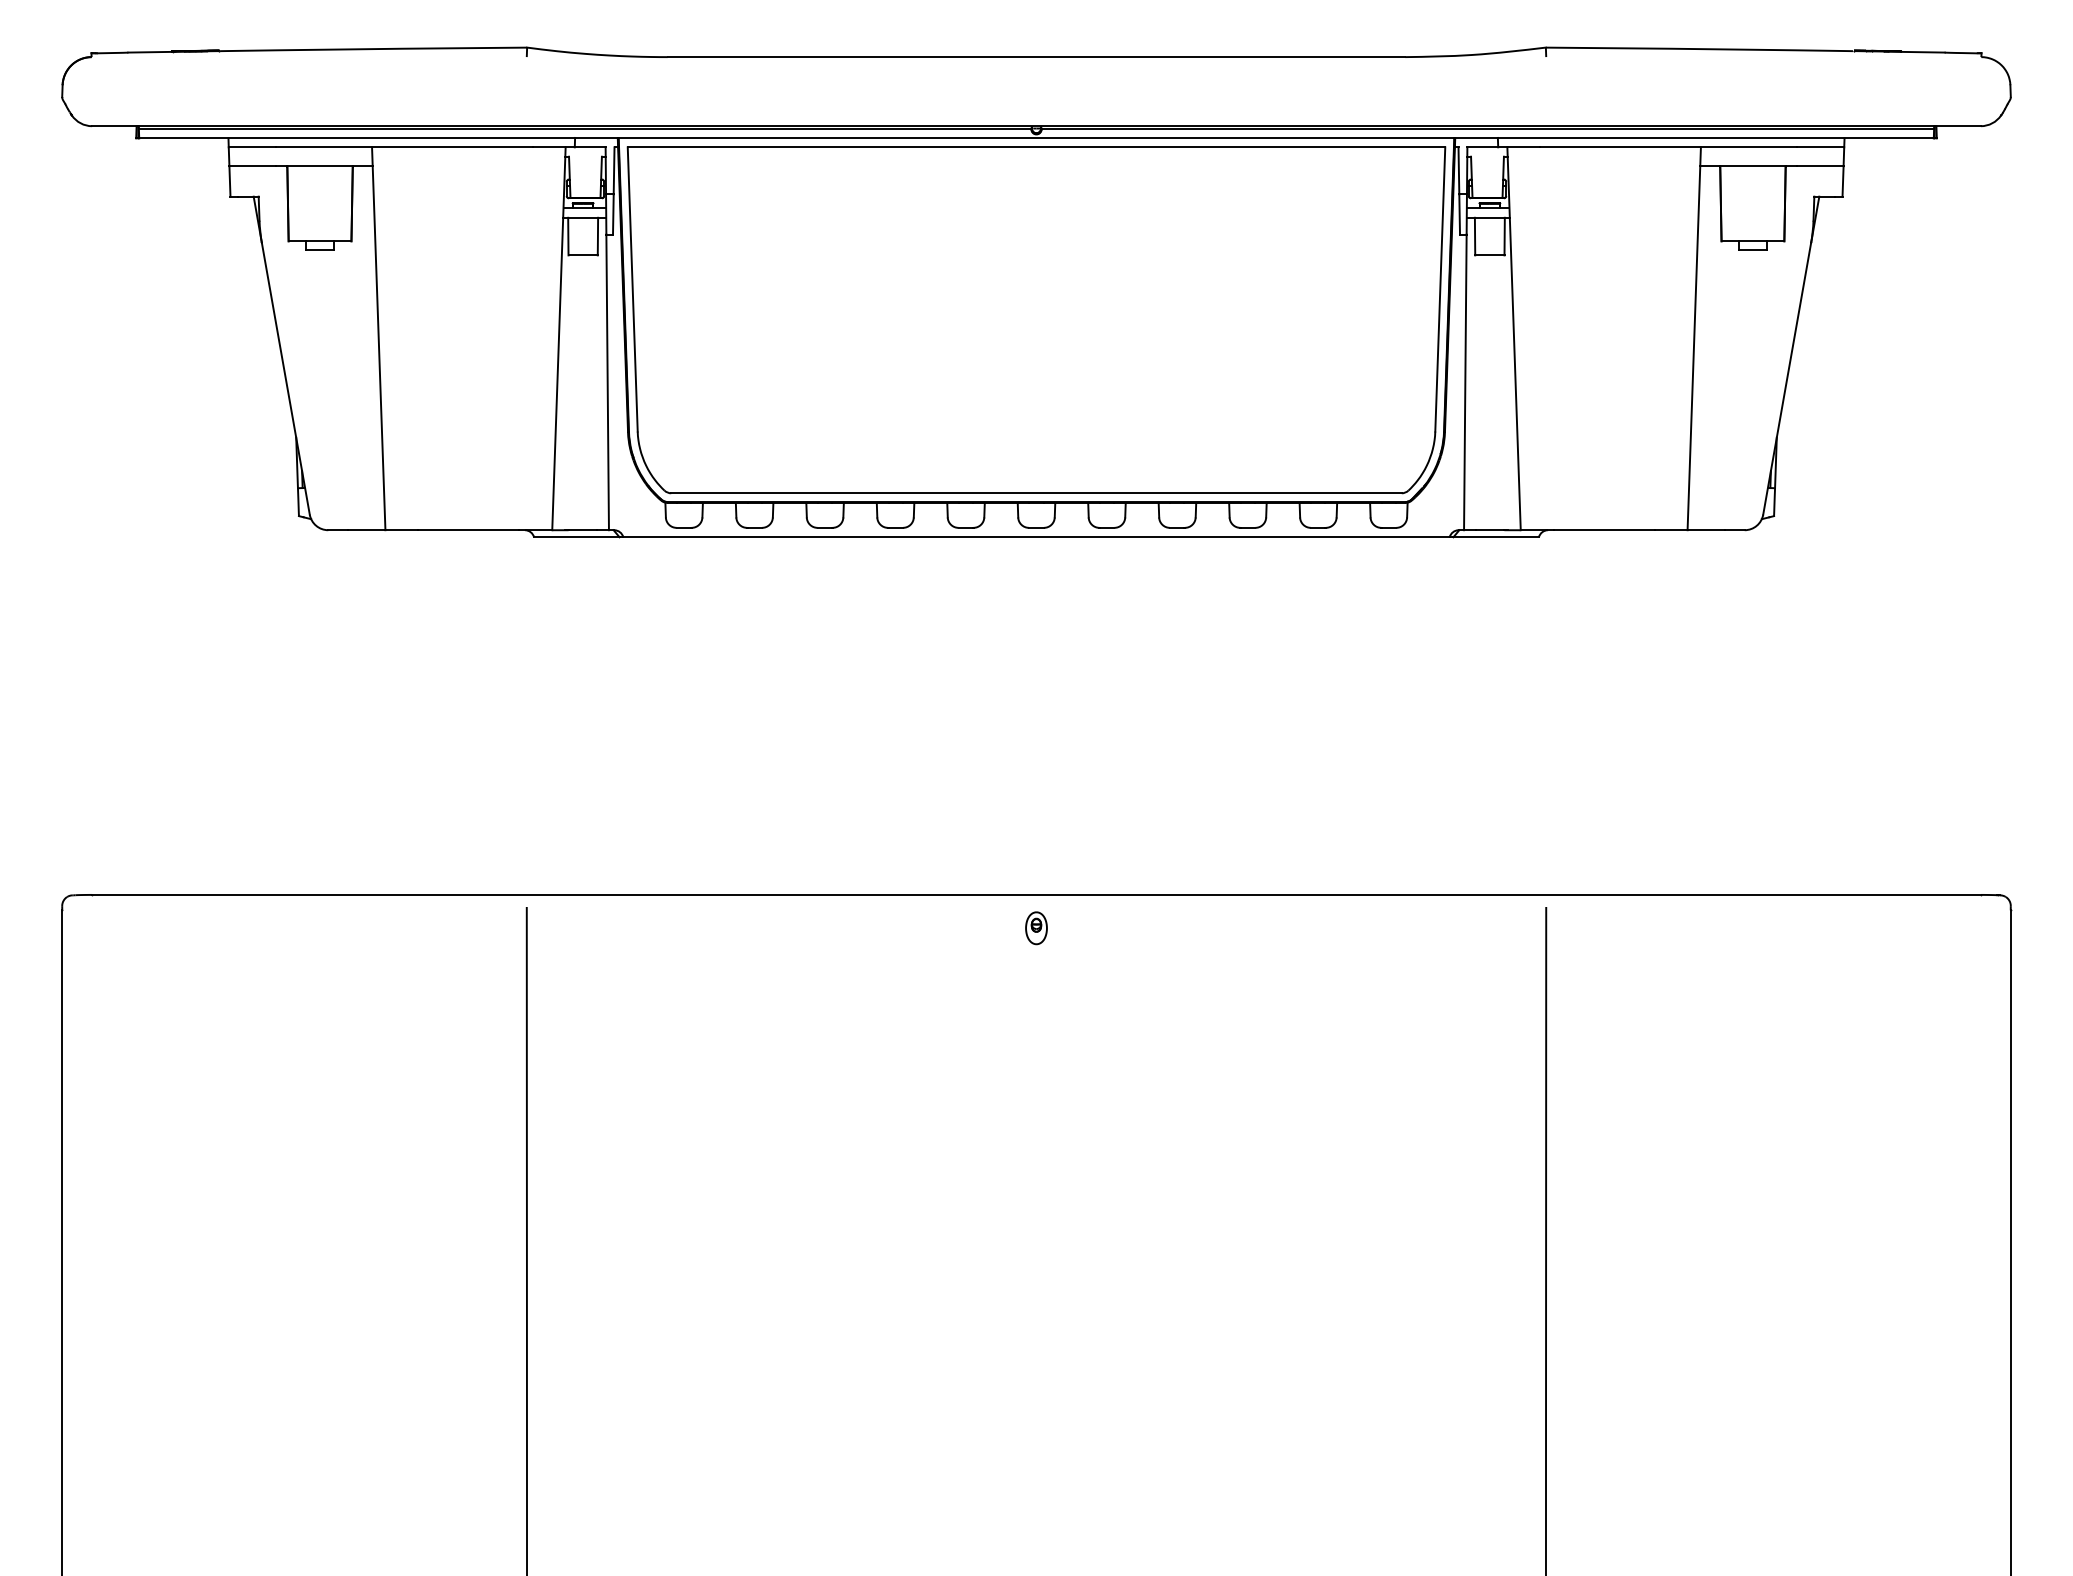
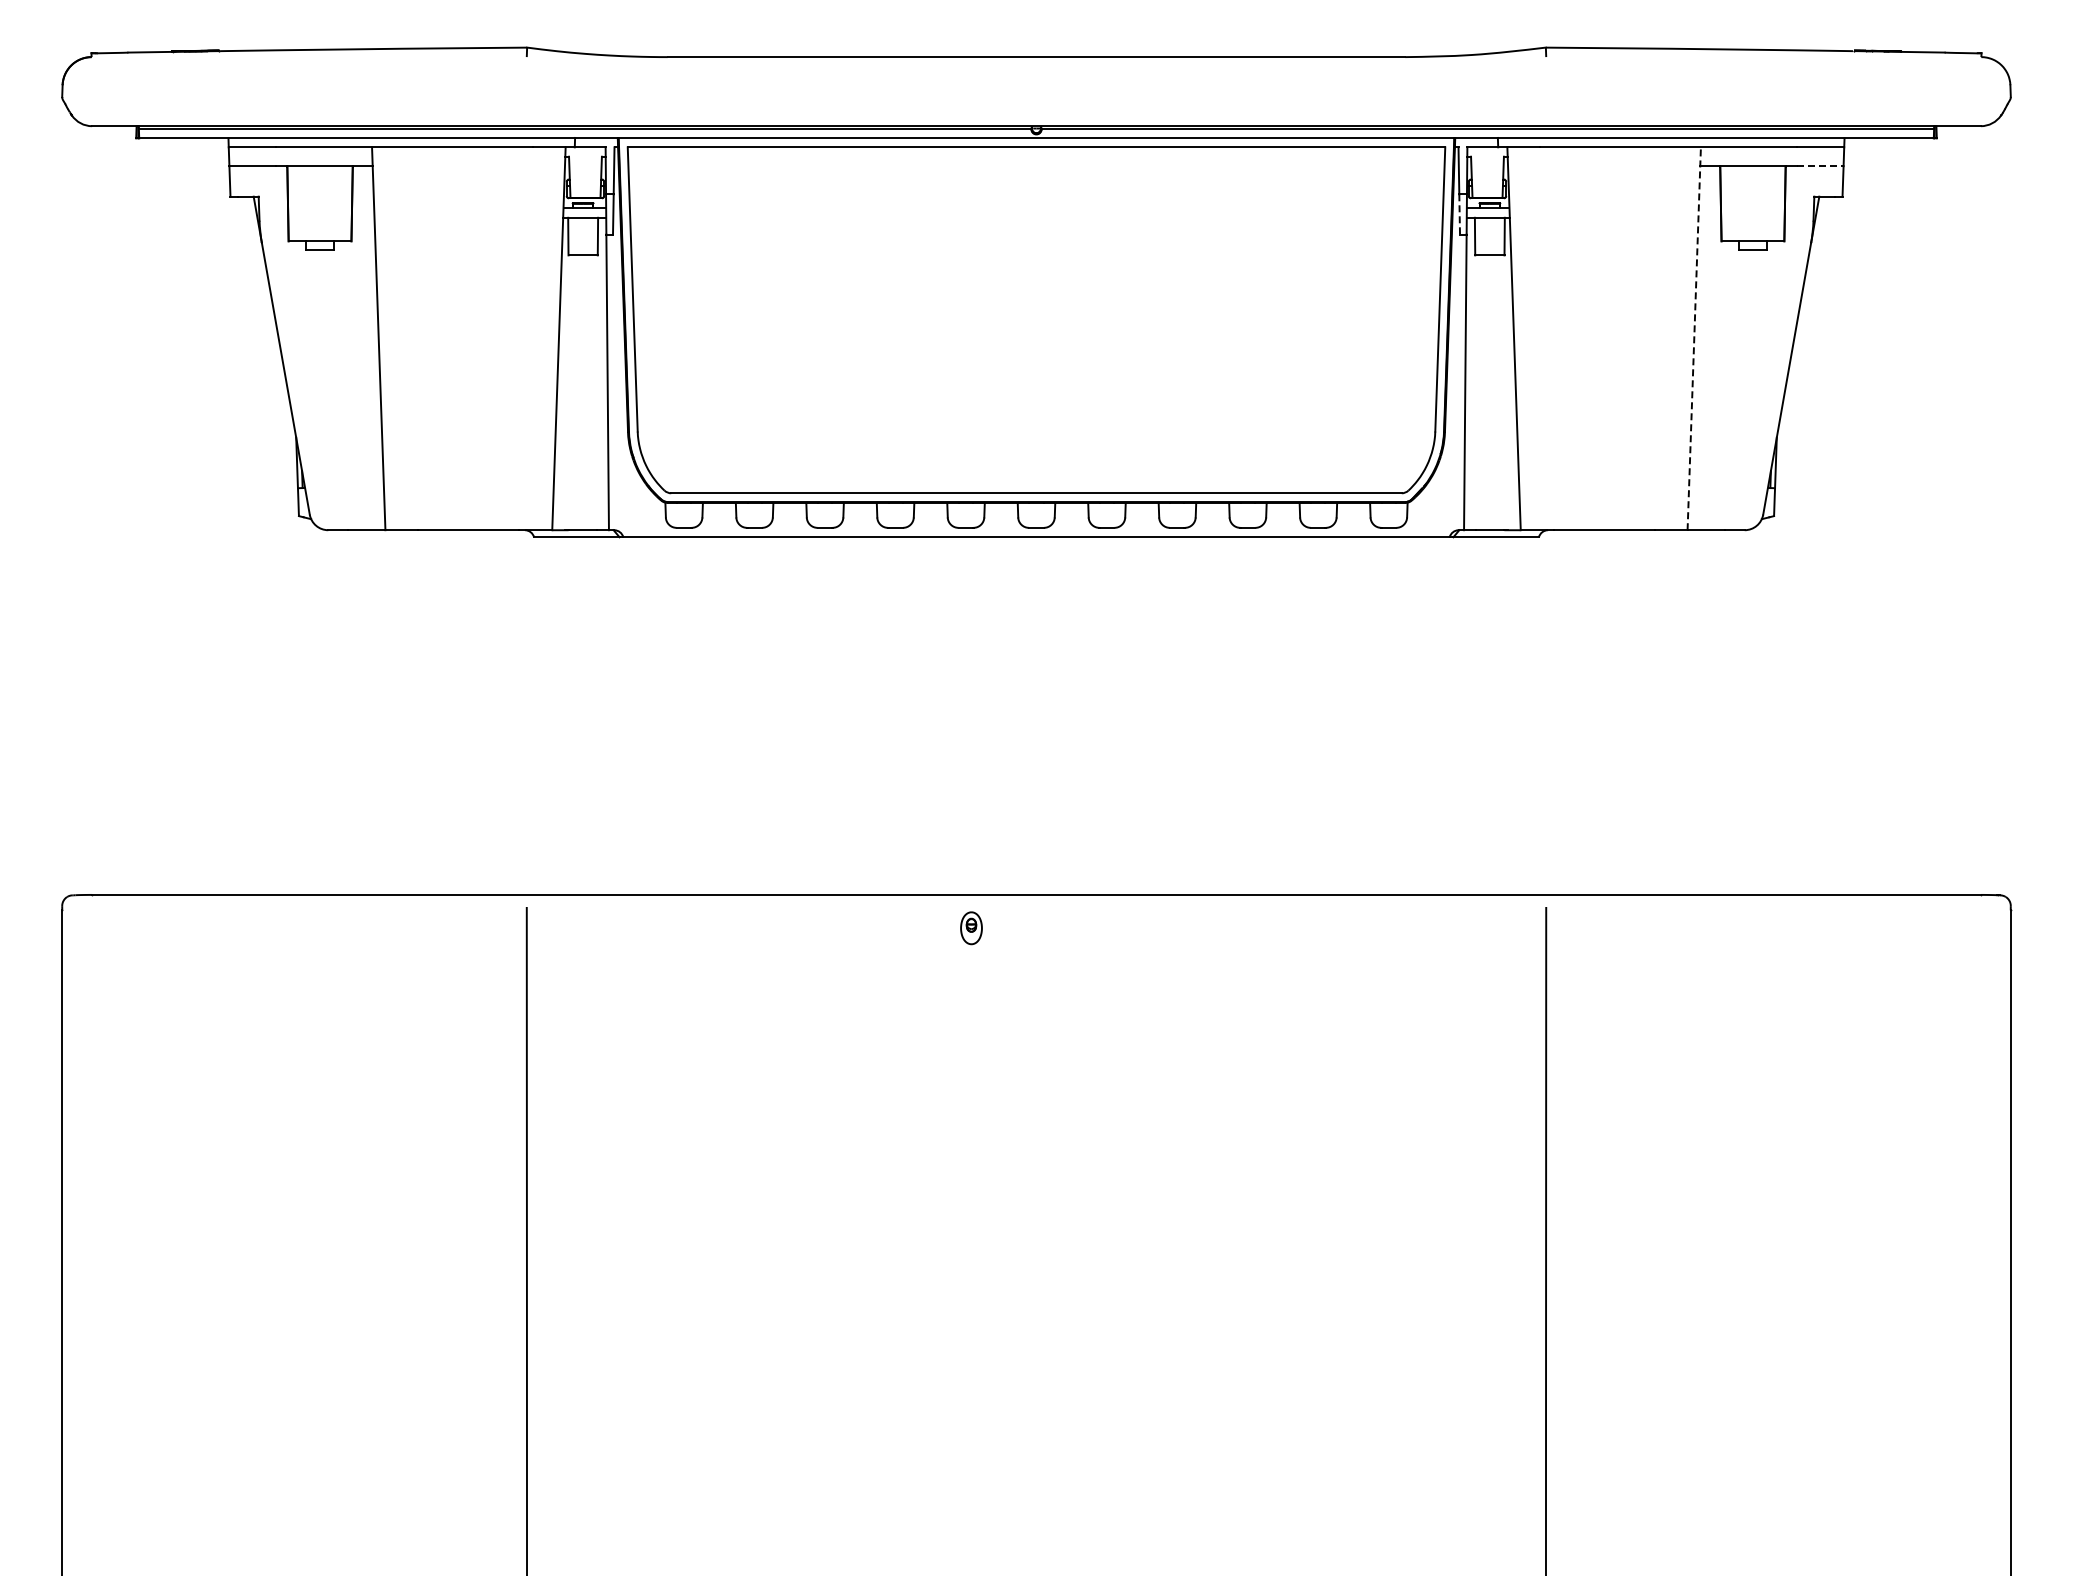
line: solid -> dashed (1820, 166)
line: solid -> dashed (1459, 214)
line: solid -> dashed (1694, 338)
part position: (1036, 928) -> (971, 928) (971, 928)
